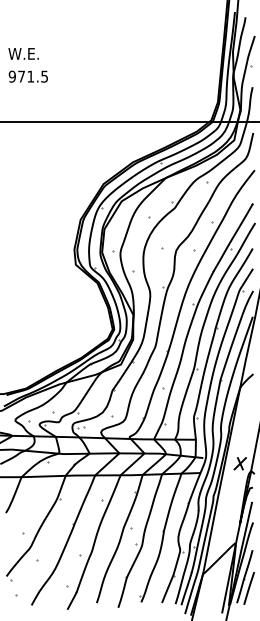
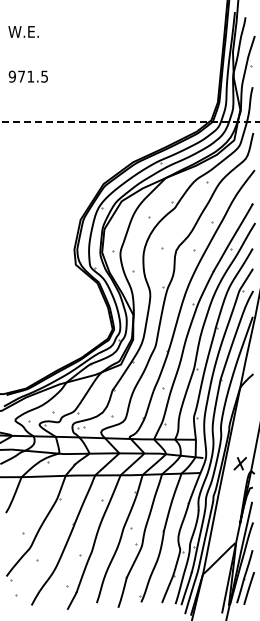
text position: (23, 53) -> (23, 31) (23, 31)
line: solid -> dashed (130, 121)
